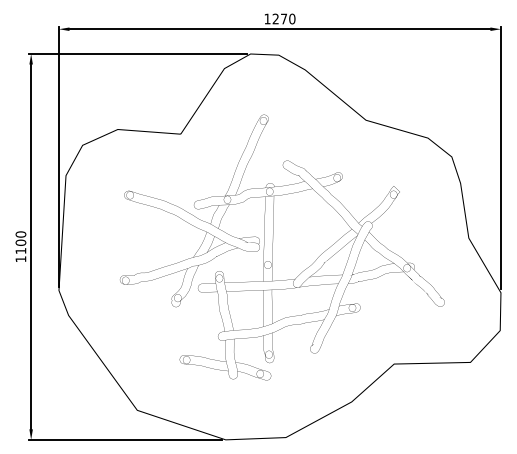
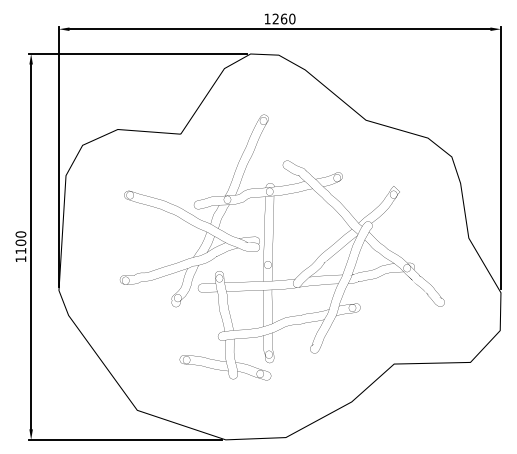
text: 1270 -> 1260 (283, 18)
